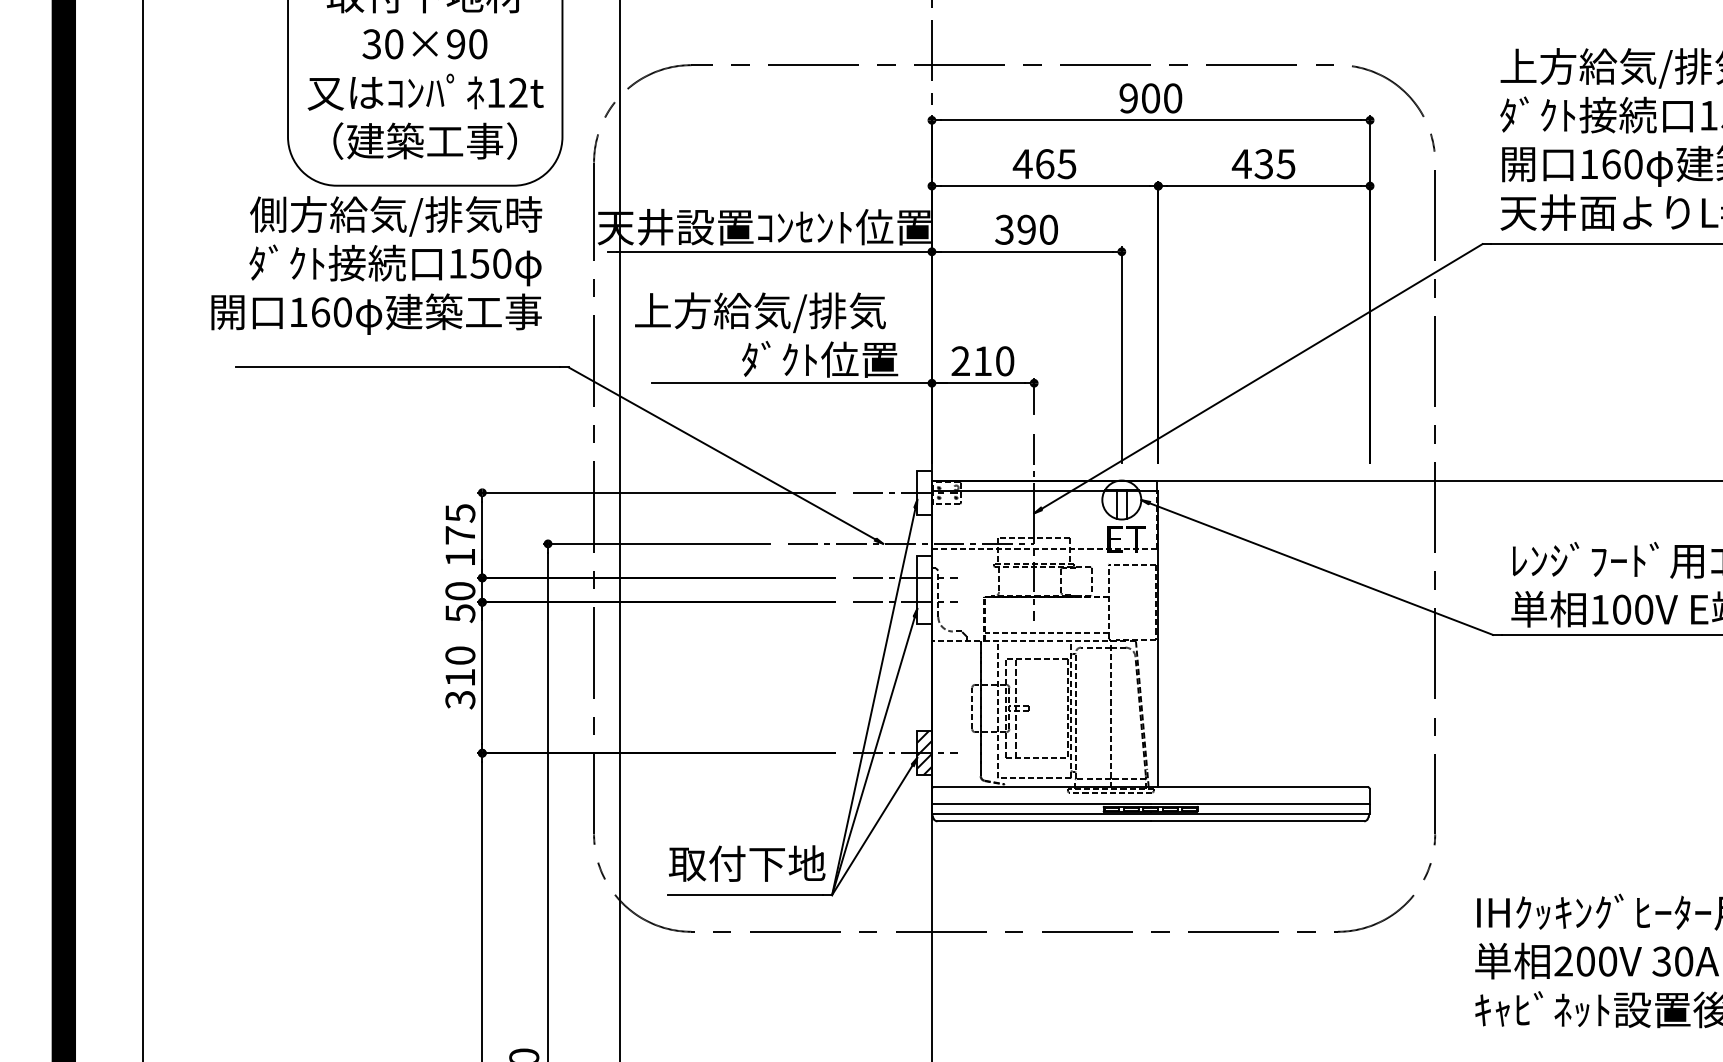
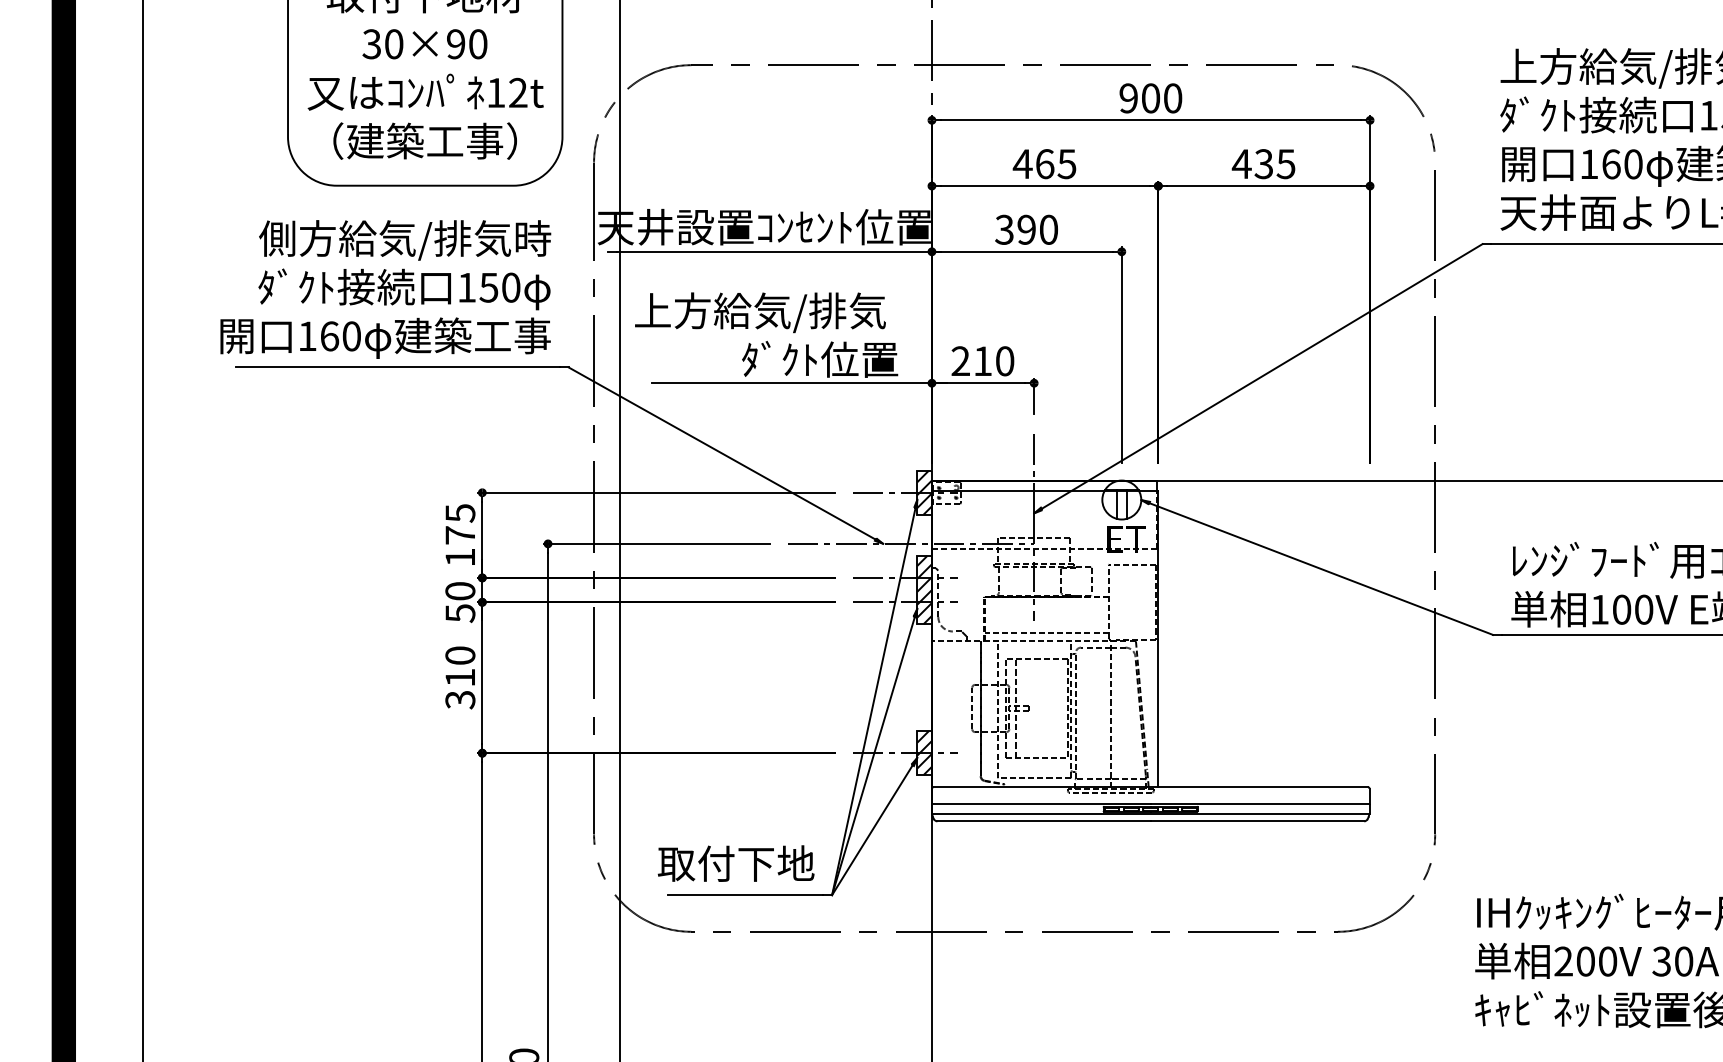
text position: (376, 265) -> (385, 289) (385, 289)
hatch: none -> present (924, 492)
hatch: none -> present (924, 590)
text position: (746, 863) -> (735, 863) (735, 863)
